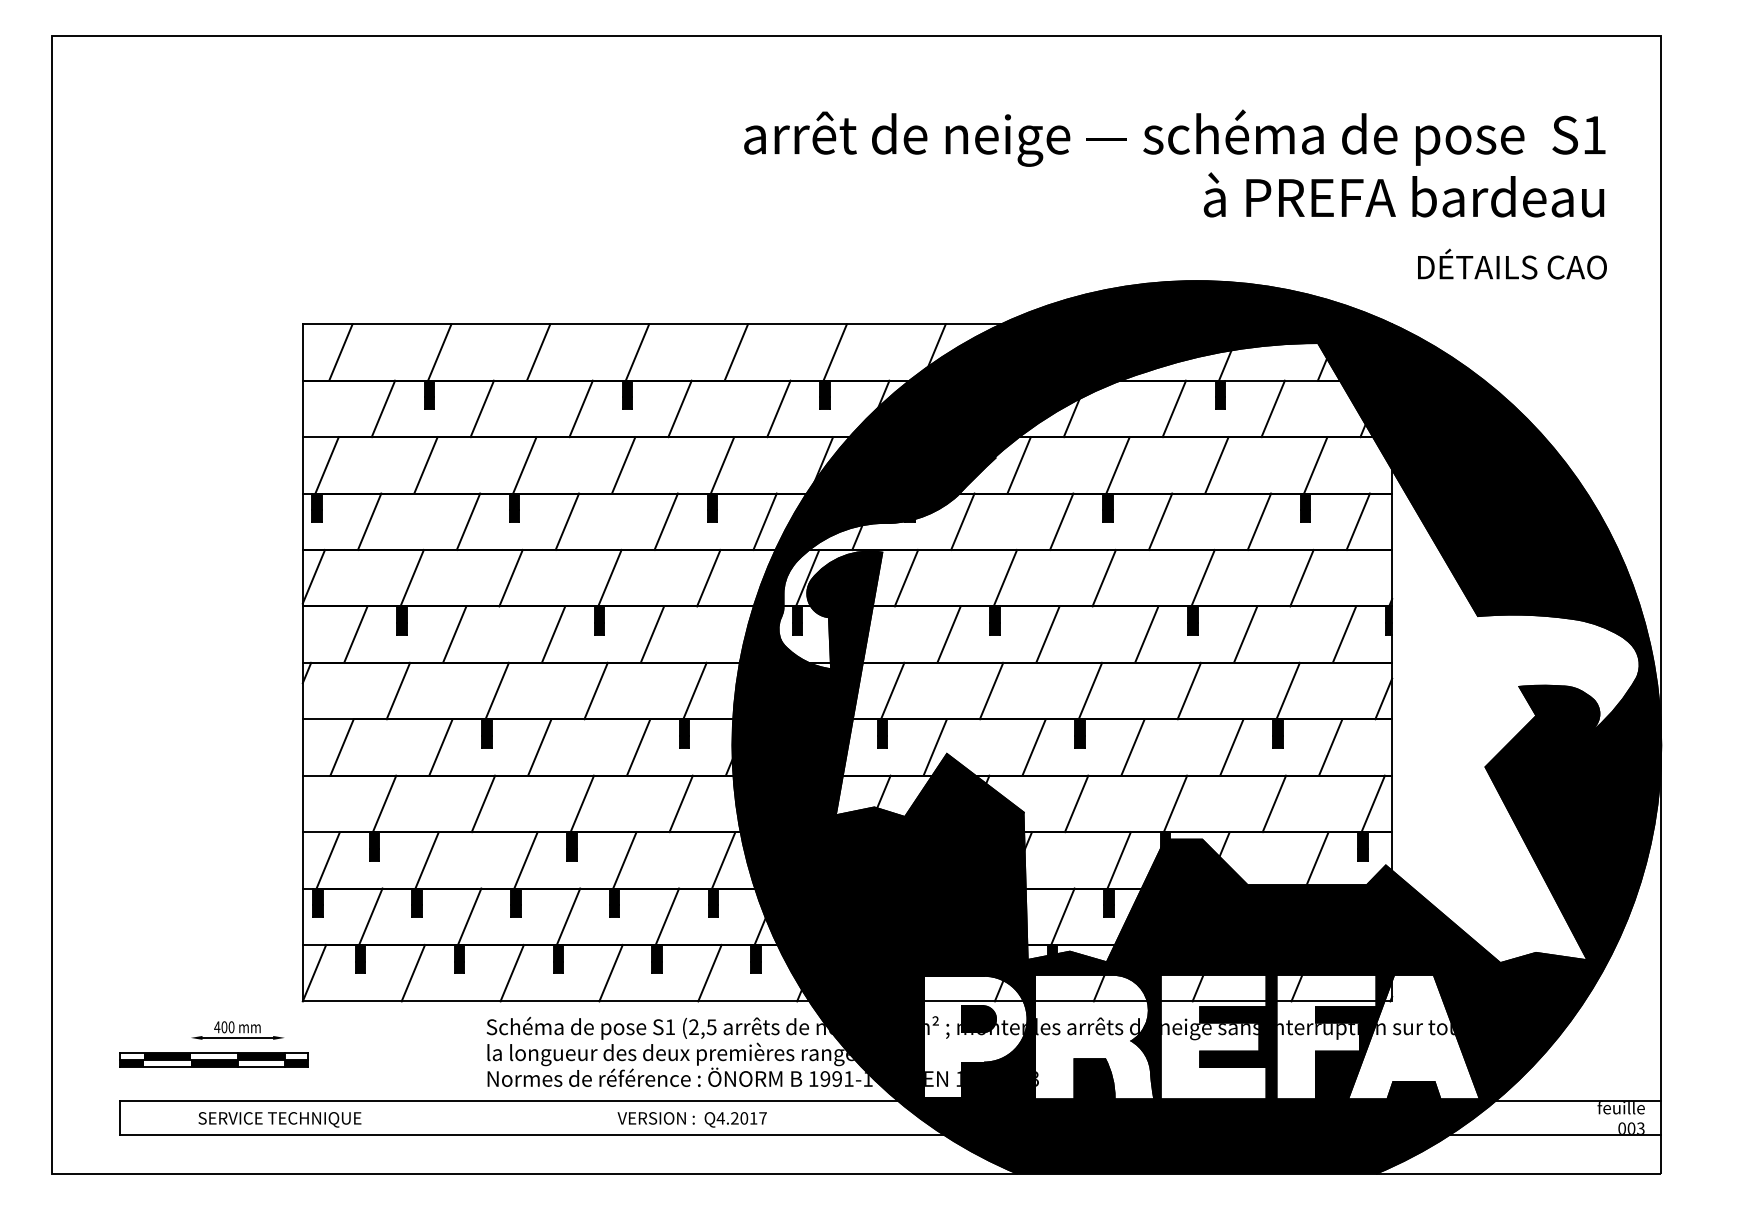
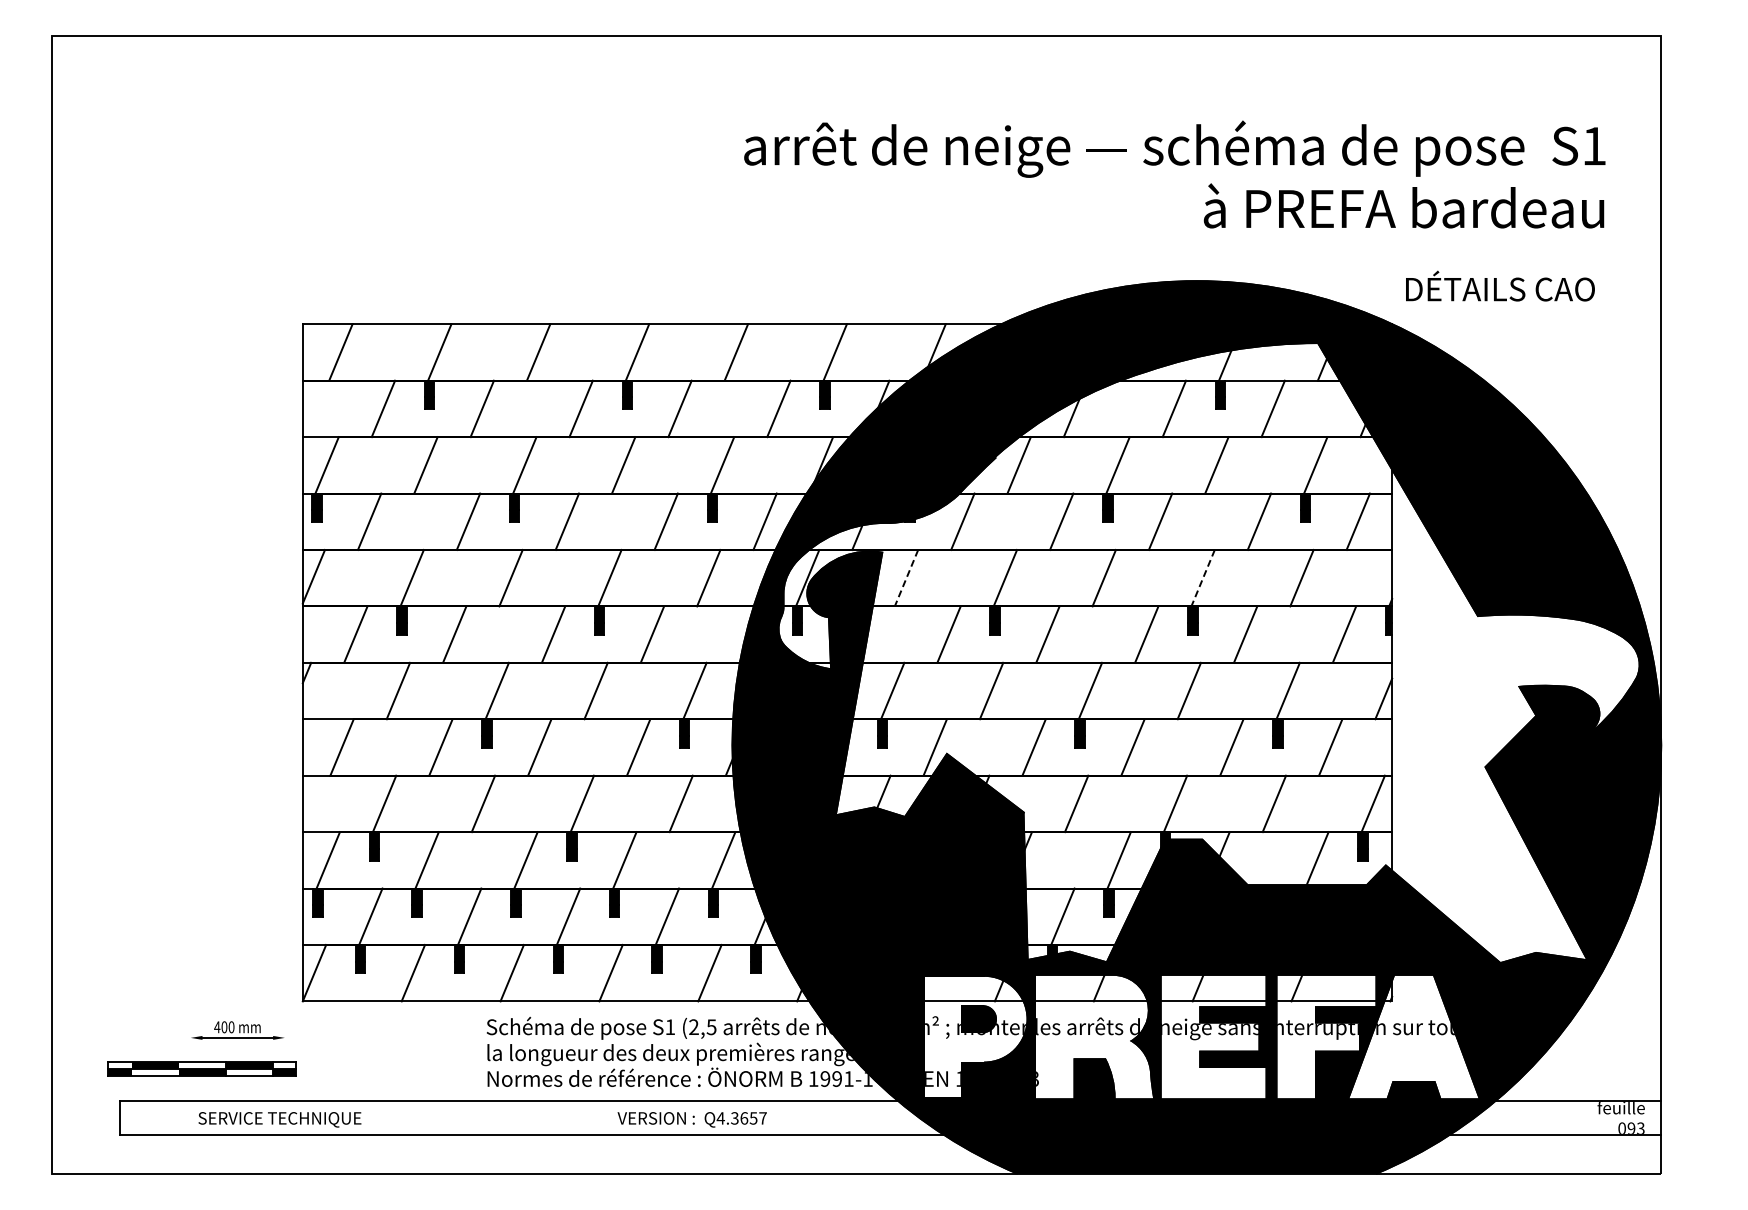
text position: (1174, 163) -> (1174, 174) (1174, 174)
text position: (1512, 263) -> (1500, 285) (1500, 285)
line: solid -> dashed (906, 578)
line: solid -> dashed (1203, 578)
part position: (213, 1059) -> (201, 1068) (201, 1068)
text: Q4.2017 -> Q4.3657 (744, 1118)
text: 003 -> 093 (1631, 1127)
